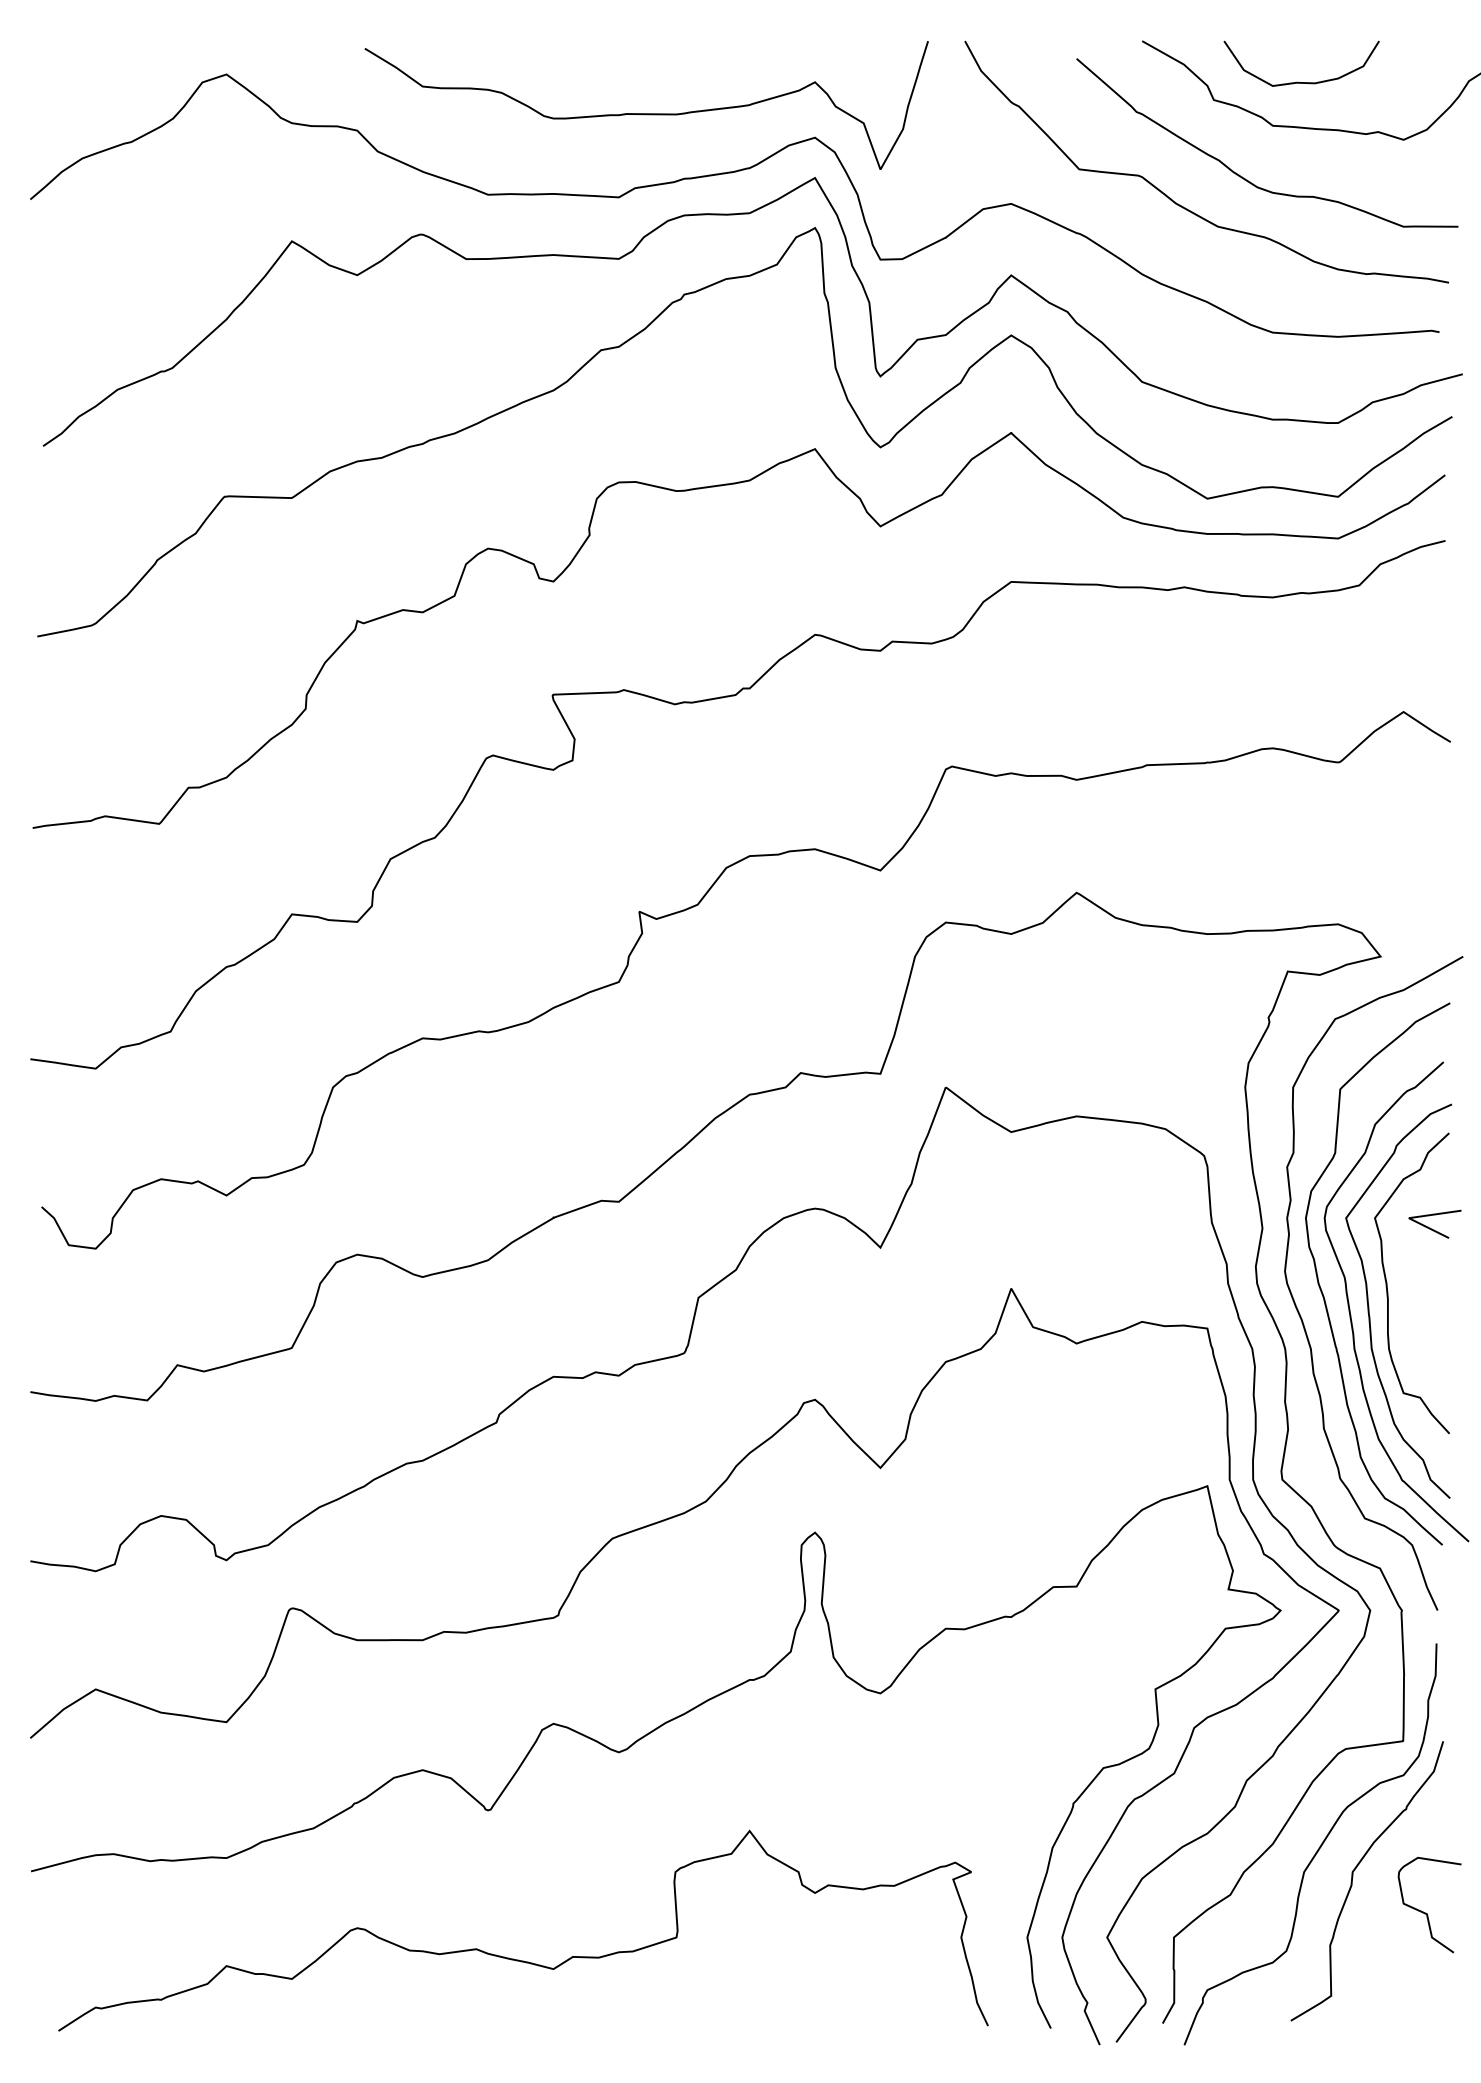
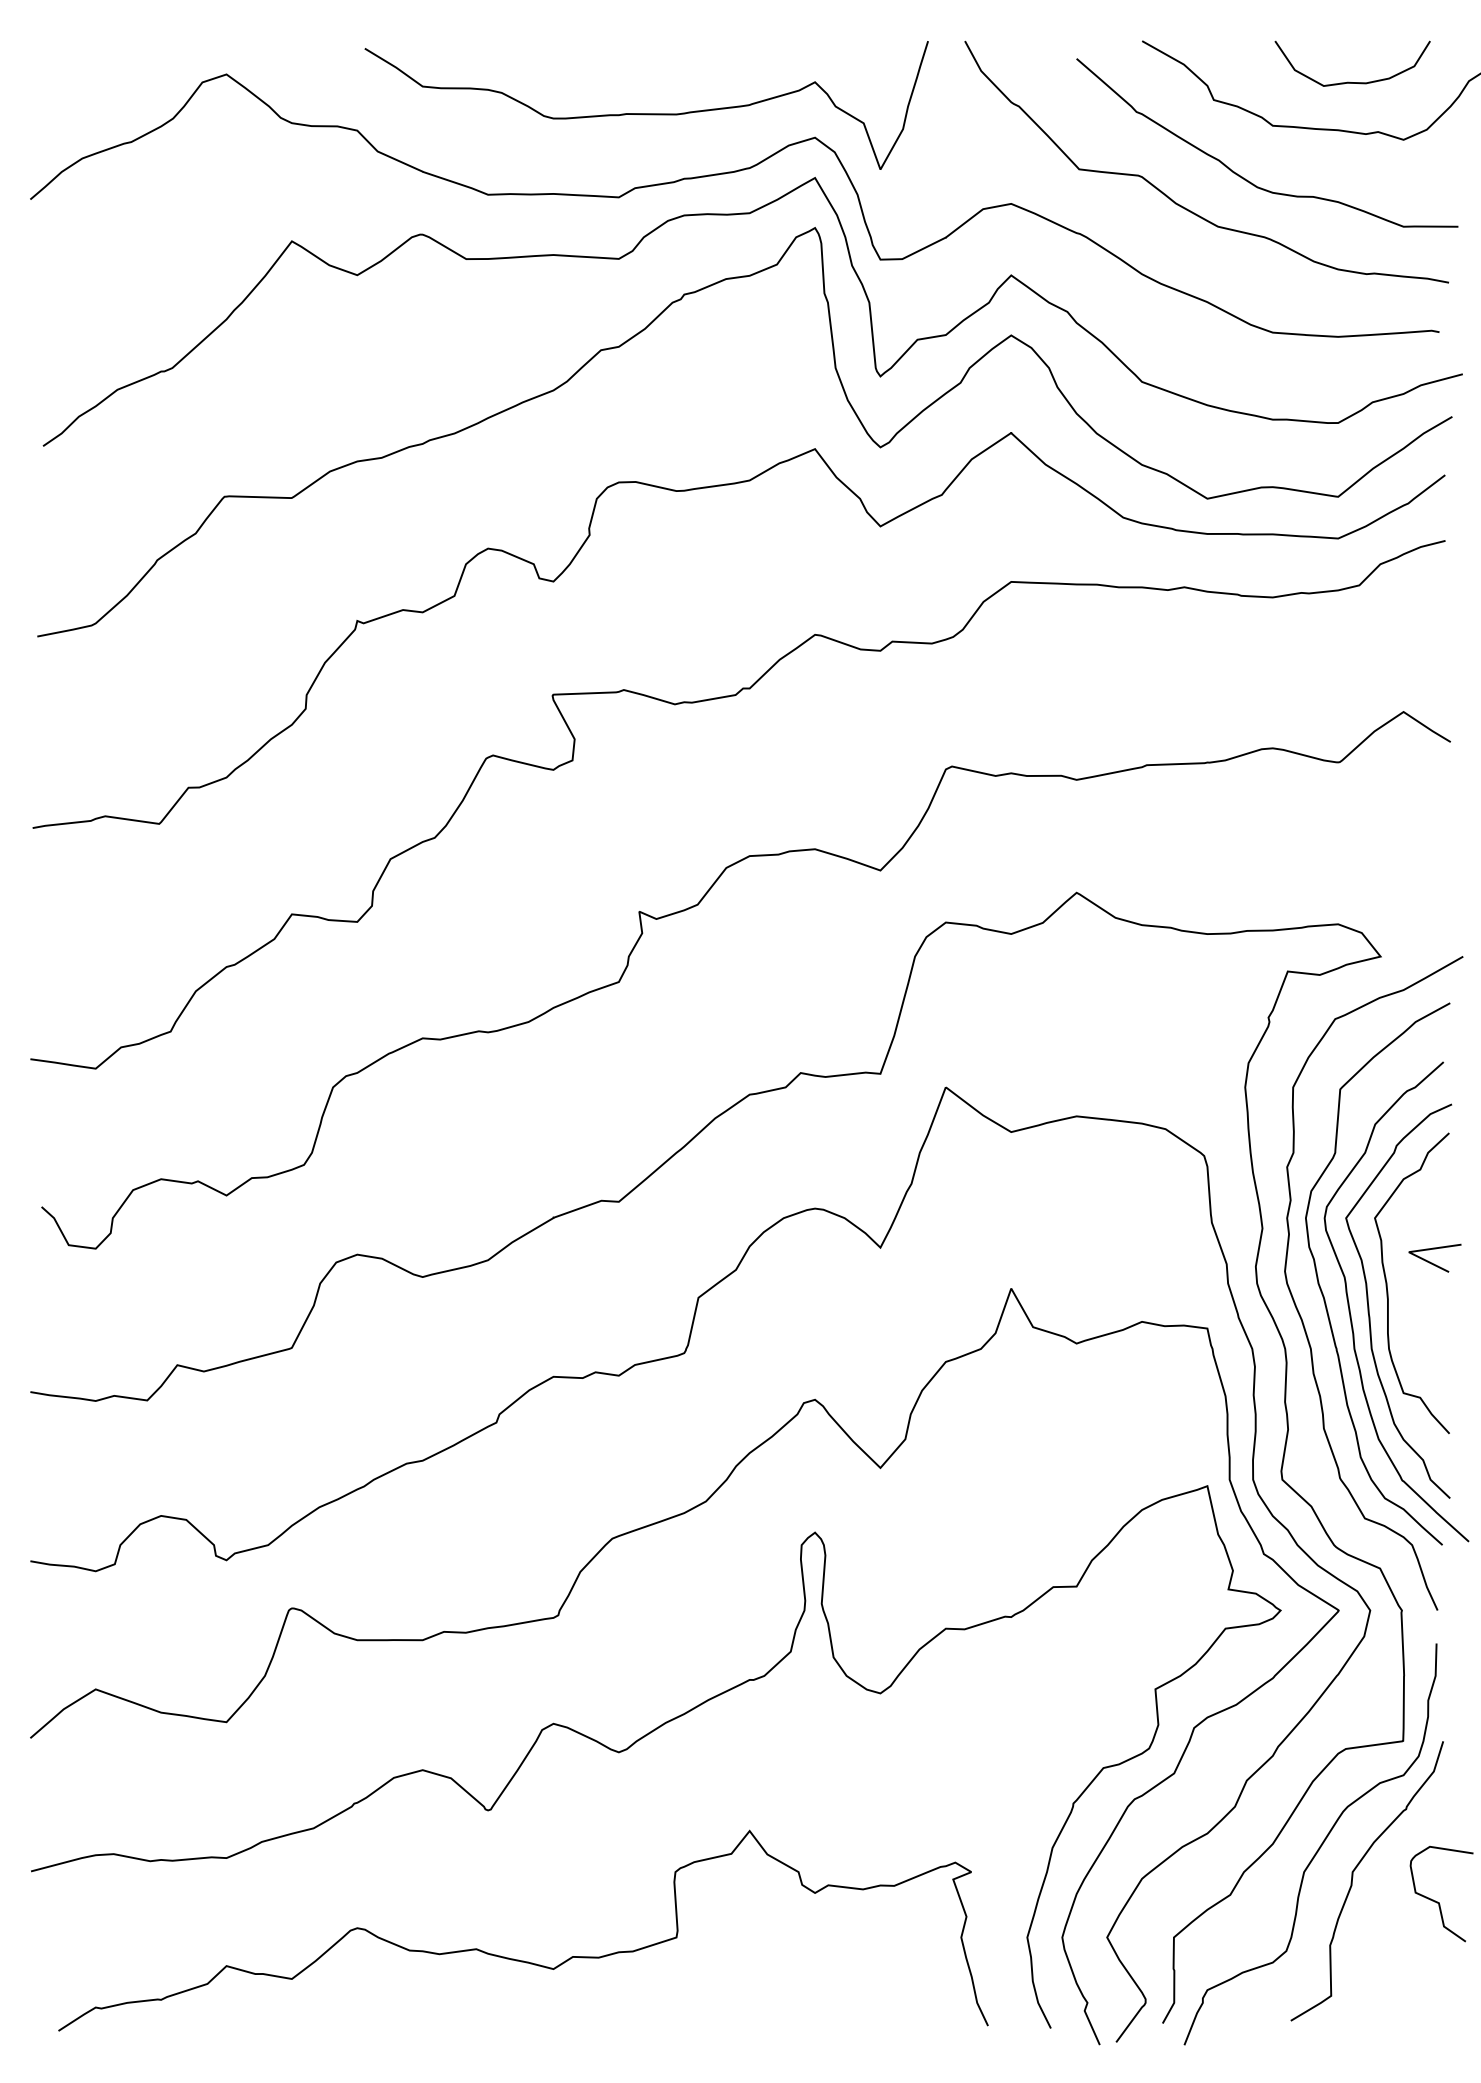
curve position: (1298, 81) -> (1349, 81) (1349, 81)
line position: (1432, 1228) -> (1432, 1262) (1432, 1262)
curve position: (1425, 1912) -> (1437, 1901) (1437, 1901)
